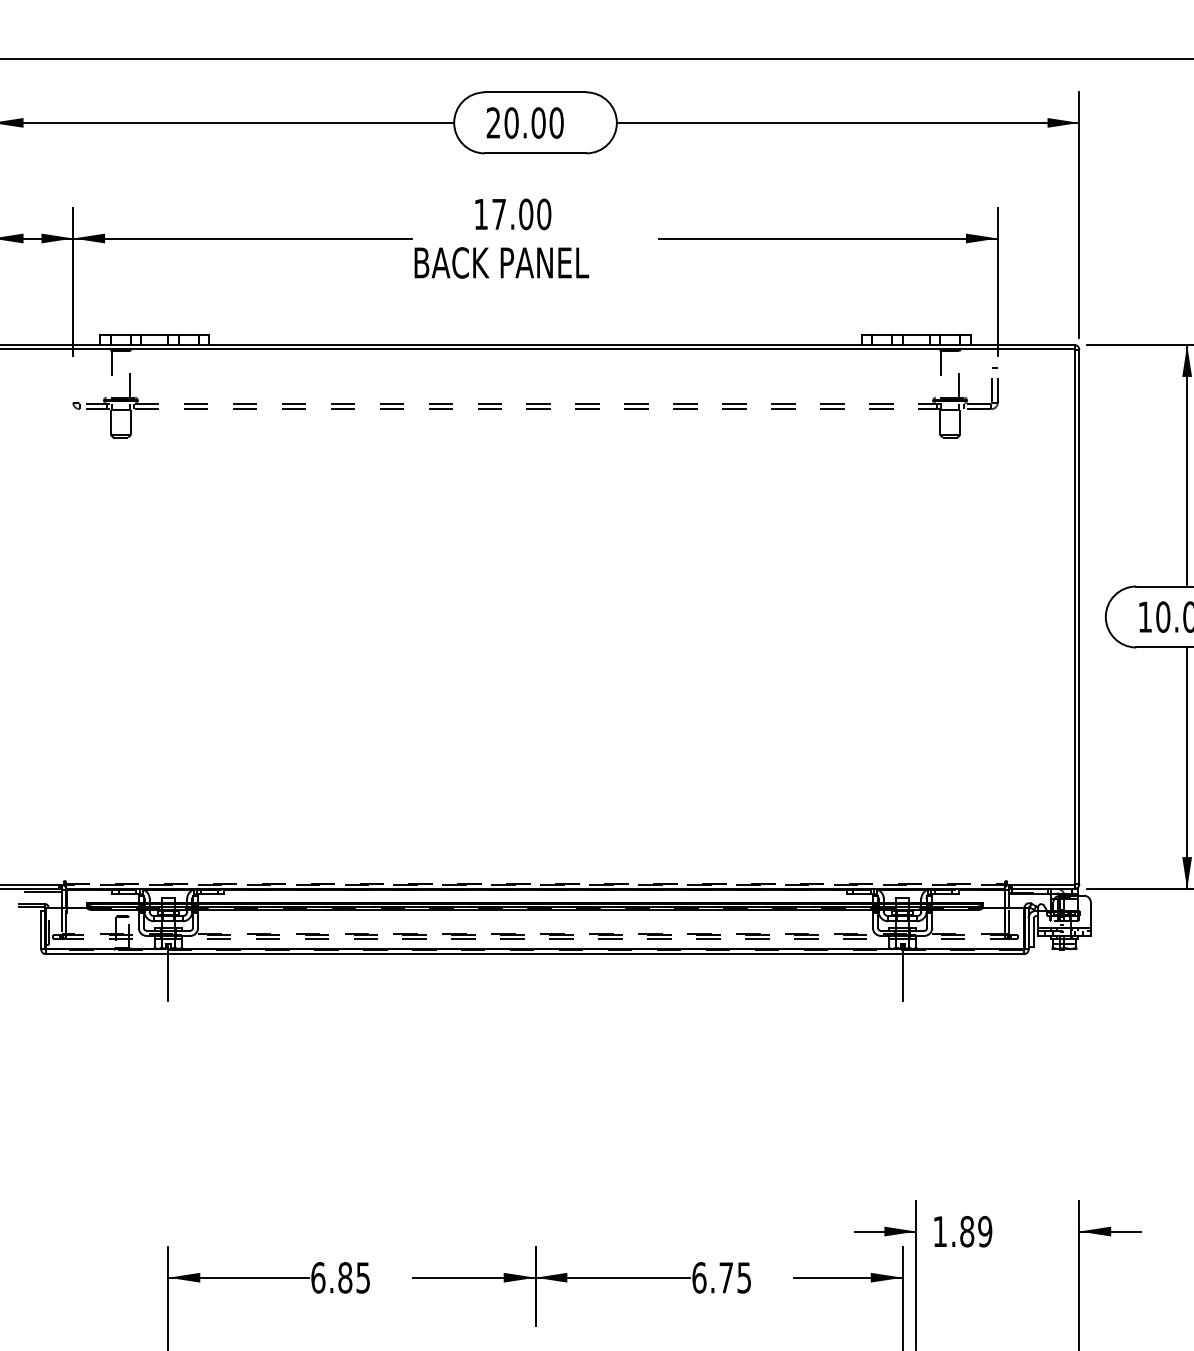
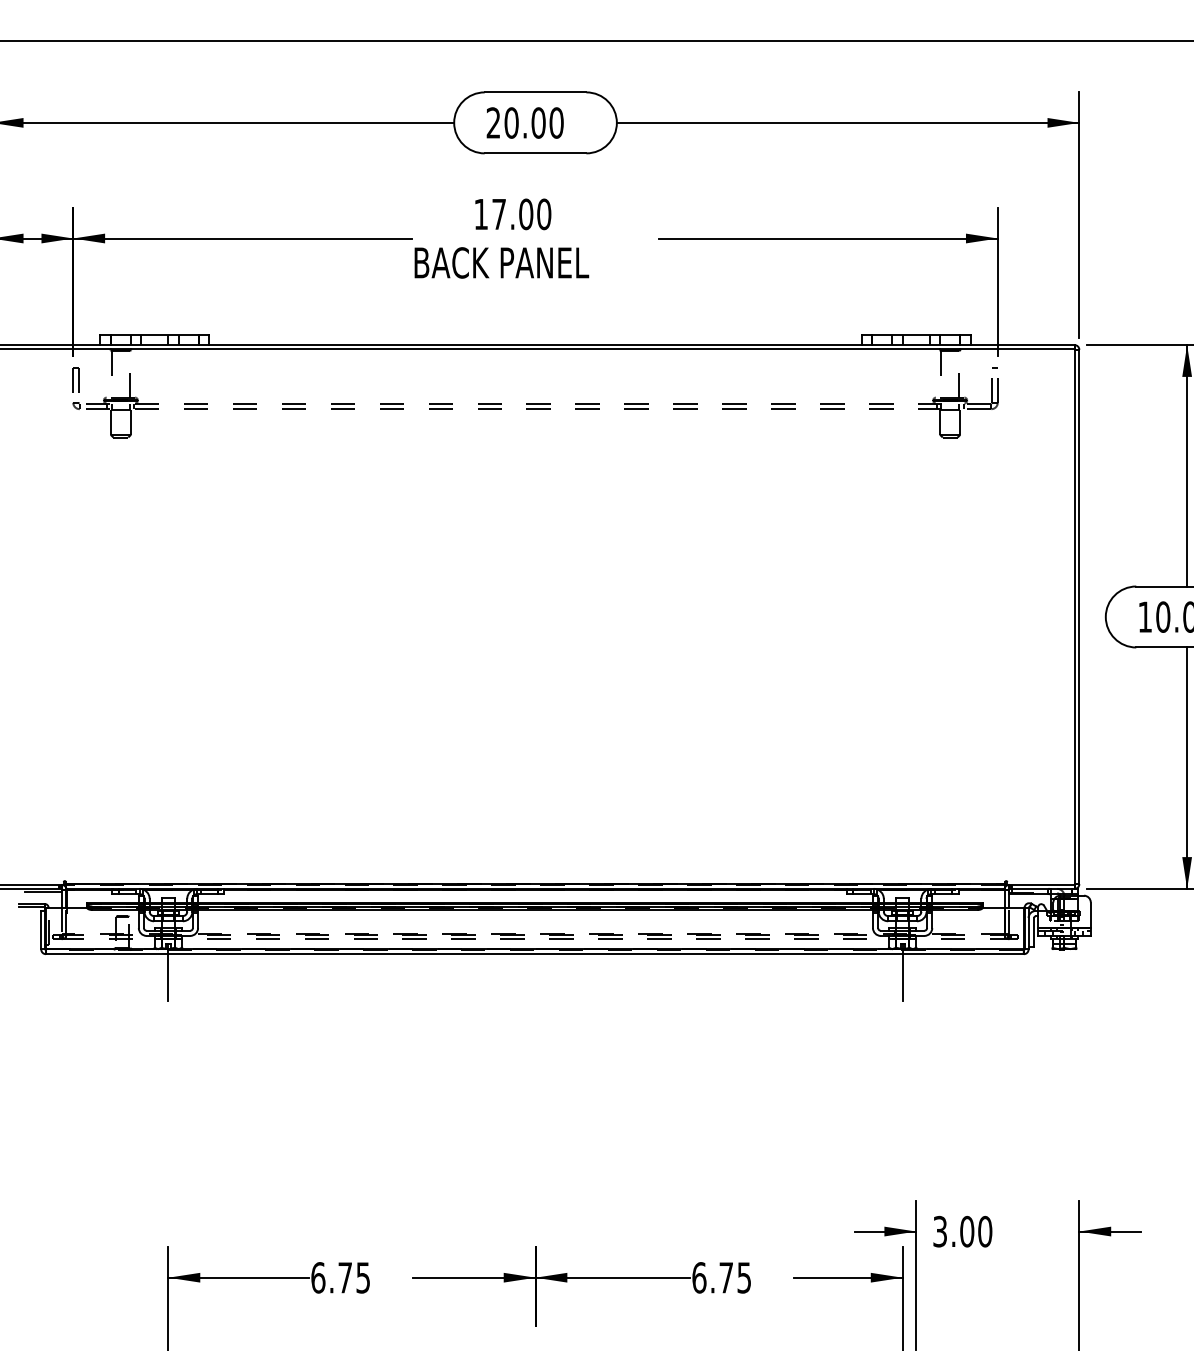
line position: (596, 58) -> (596, 40) (596, 40)
part: none -> present (75, 379)
line: dashed -> solid (535, 884)
text: 1.89 -> 3.00 (962, 1231)
text: 6.85 -> 6.75 (345, 1277)
